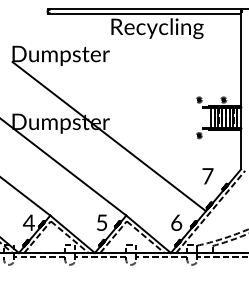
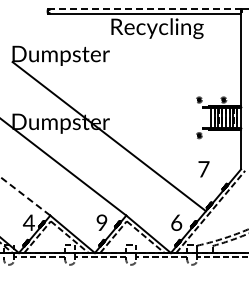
line: solid -> dashed (144, 9)
text position: (207, 176) -> (203, 169) (203, 169)
line: solid -> dashed (25, 196)
text: 5 -> 9 (101, 222)
